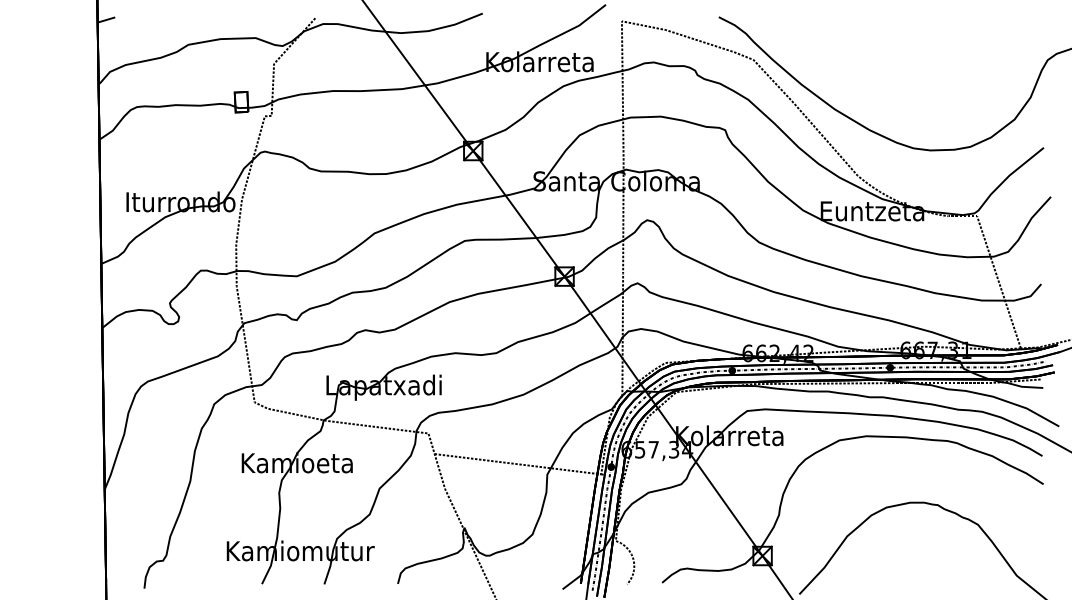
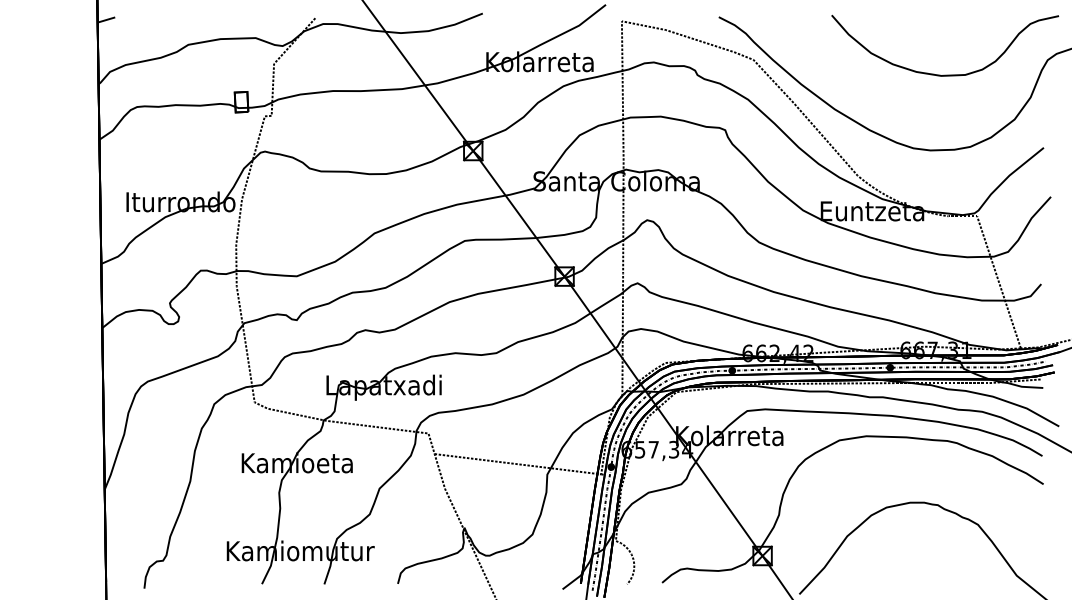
curve: none -> present (945, 74)
